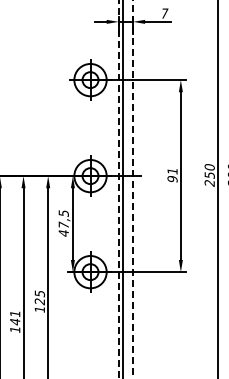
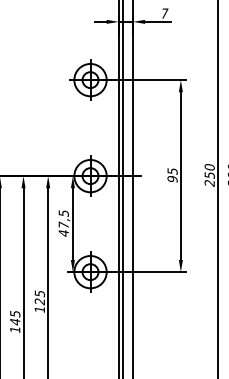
text: 91 -> 95 (172, 171)
line: dashed -> solid (118, 189)
line: dashed -> solid (132, 189)
text: 141 -> 145 (15, 313)
